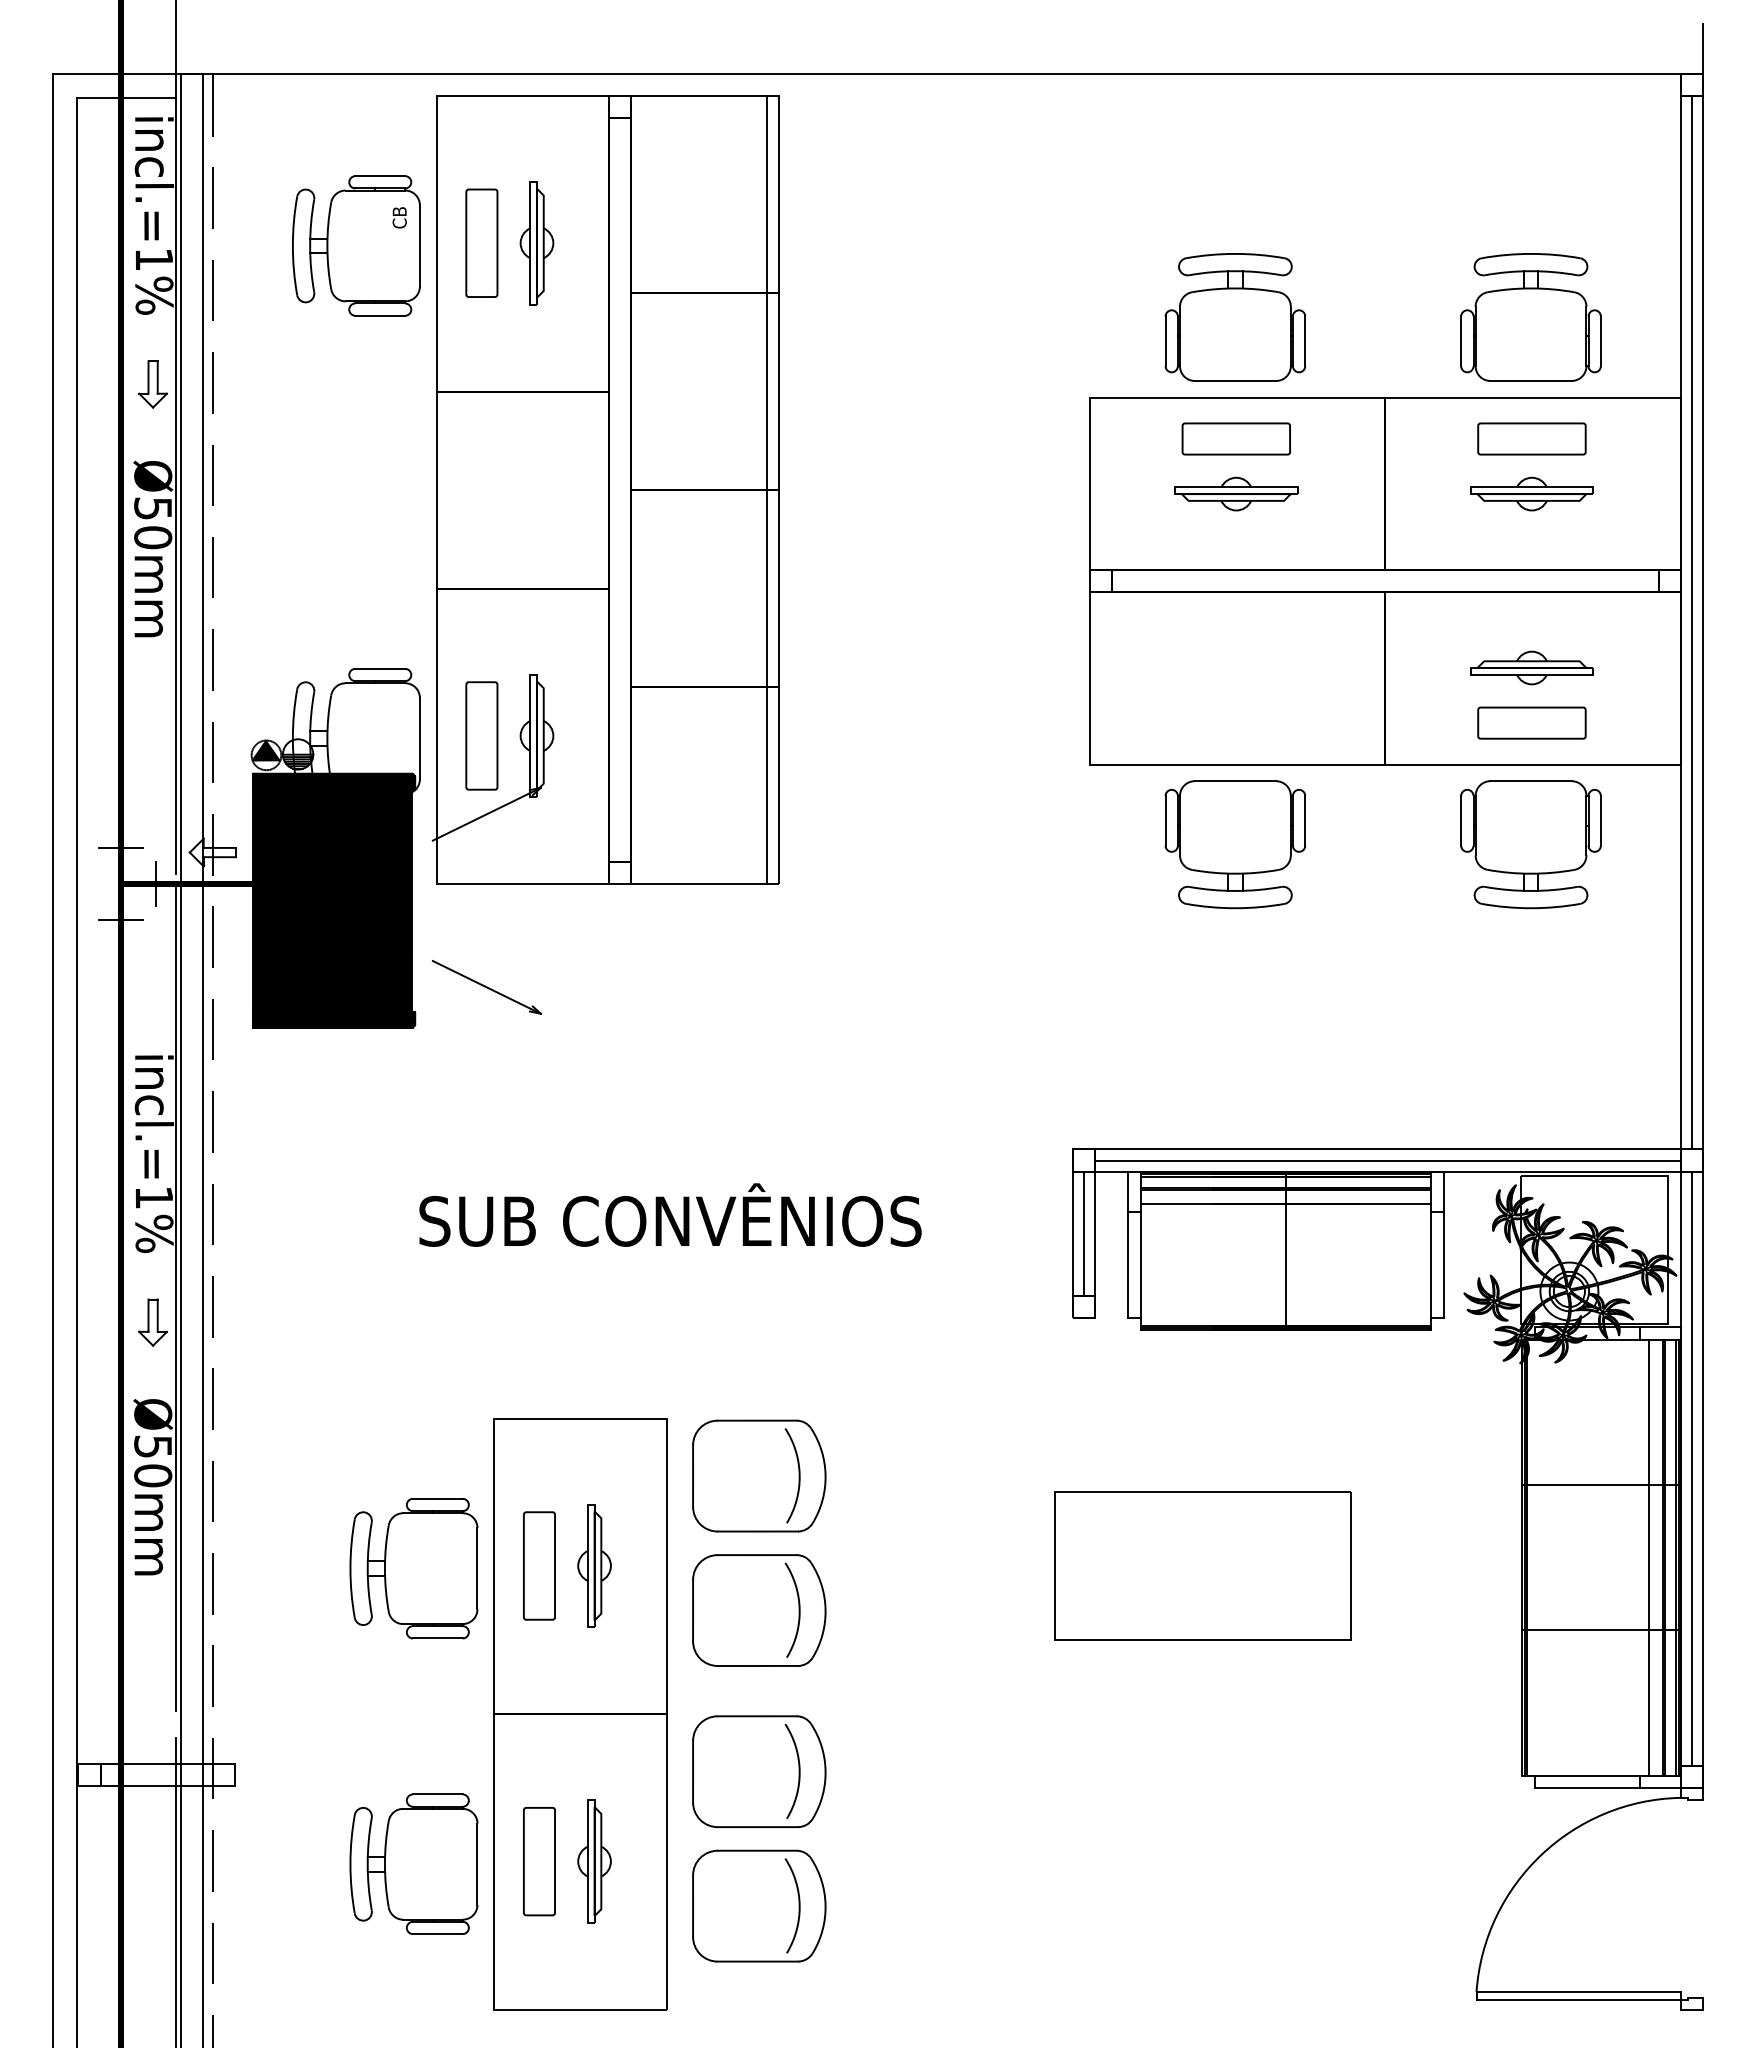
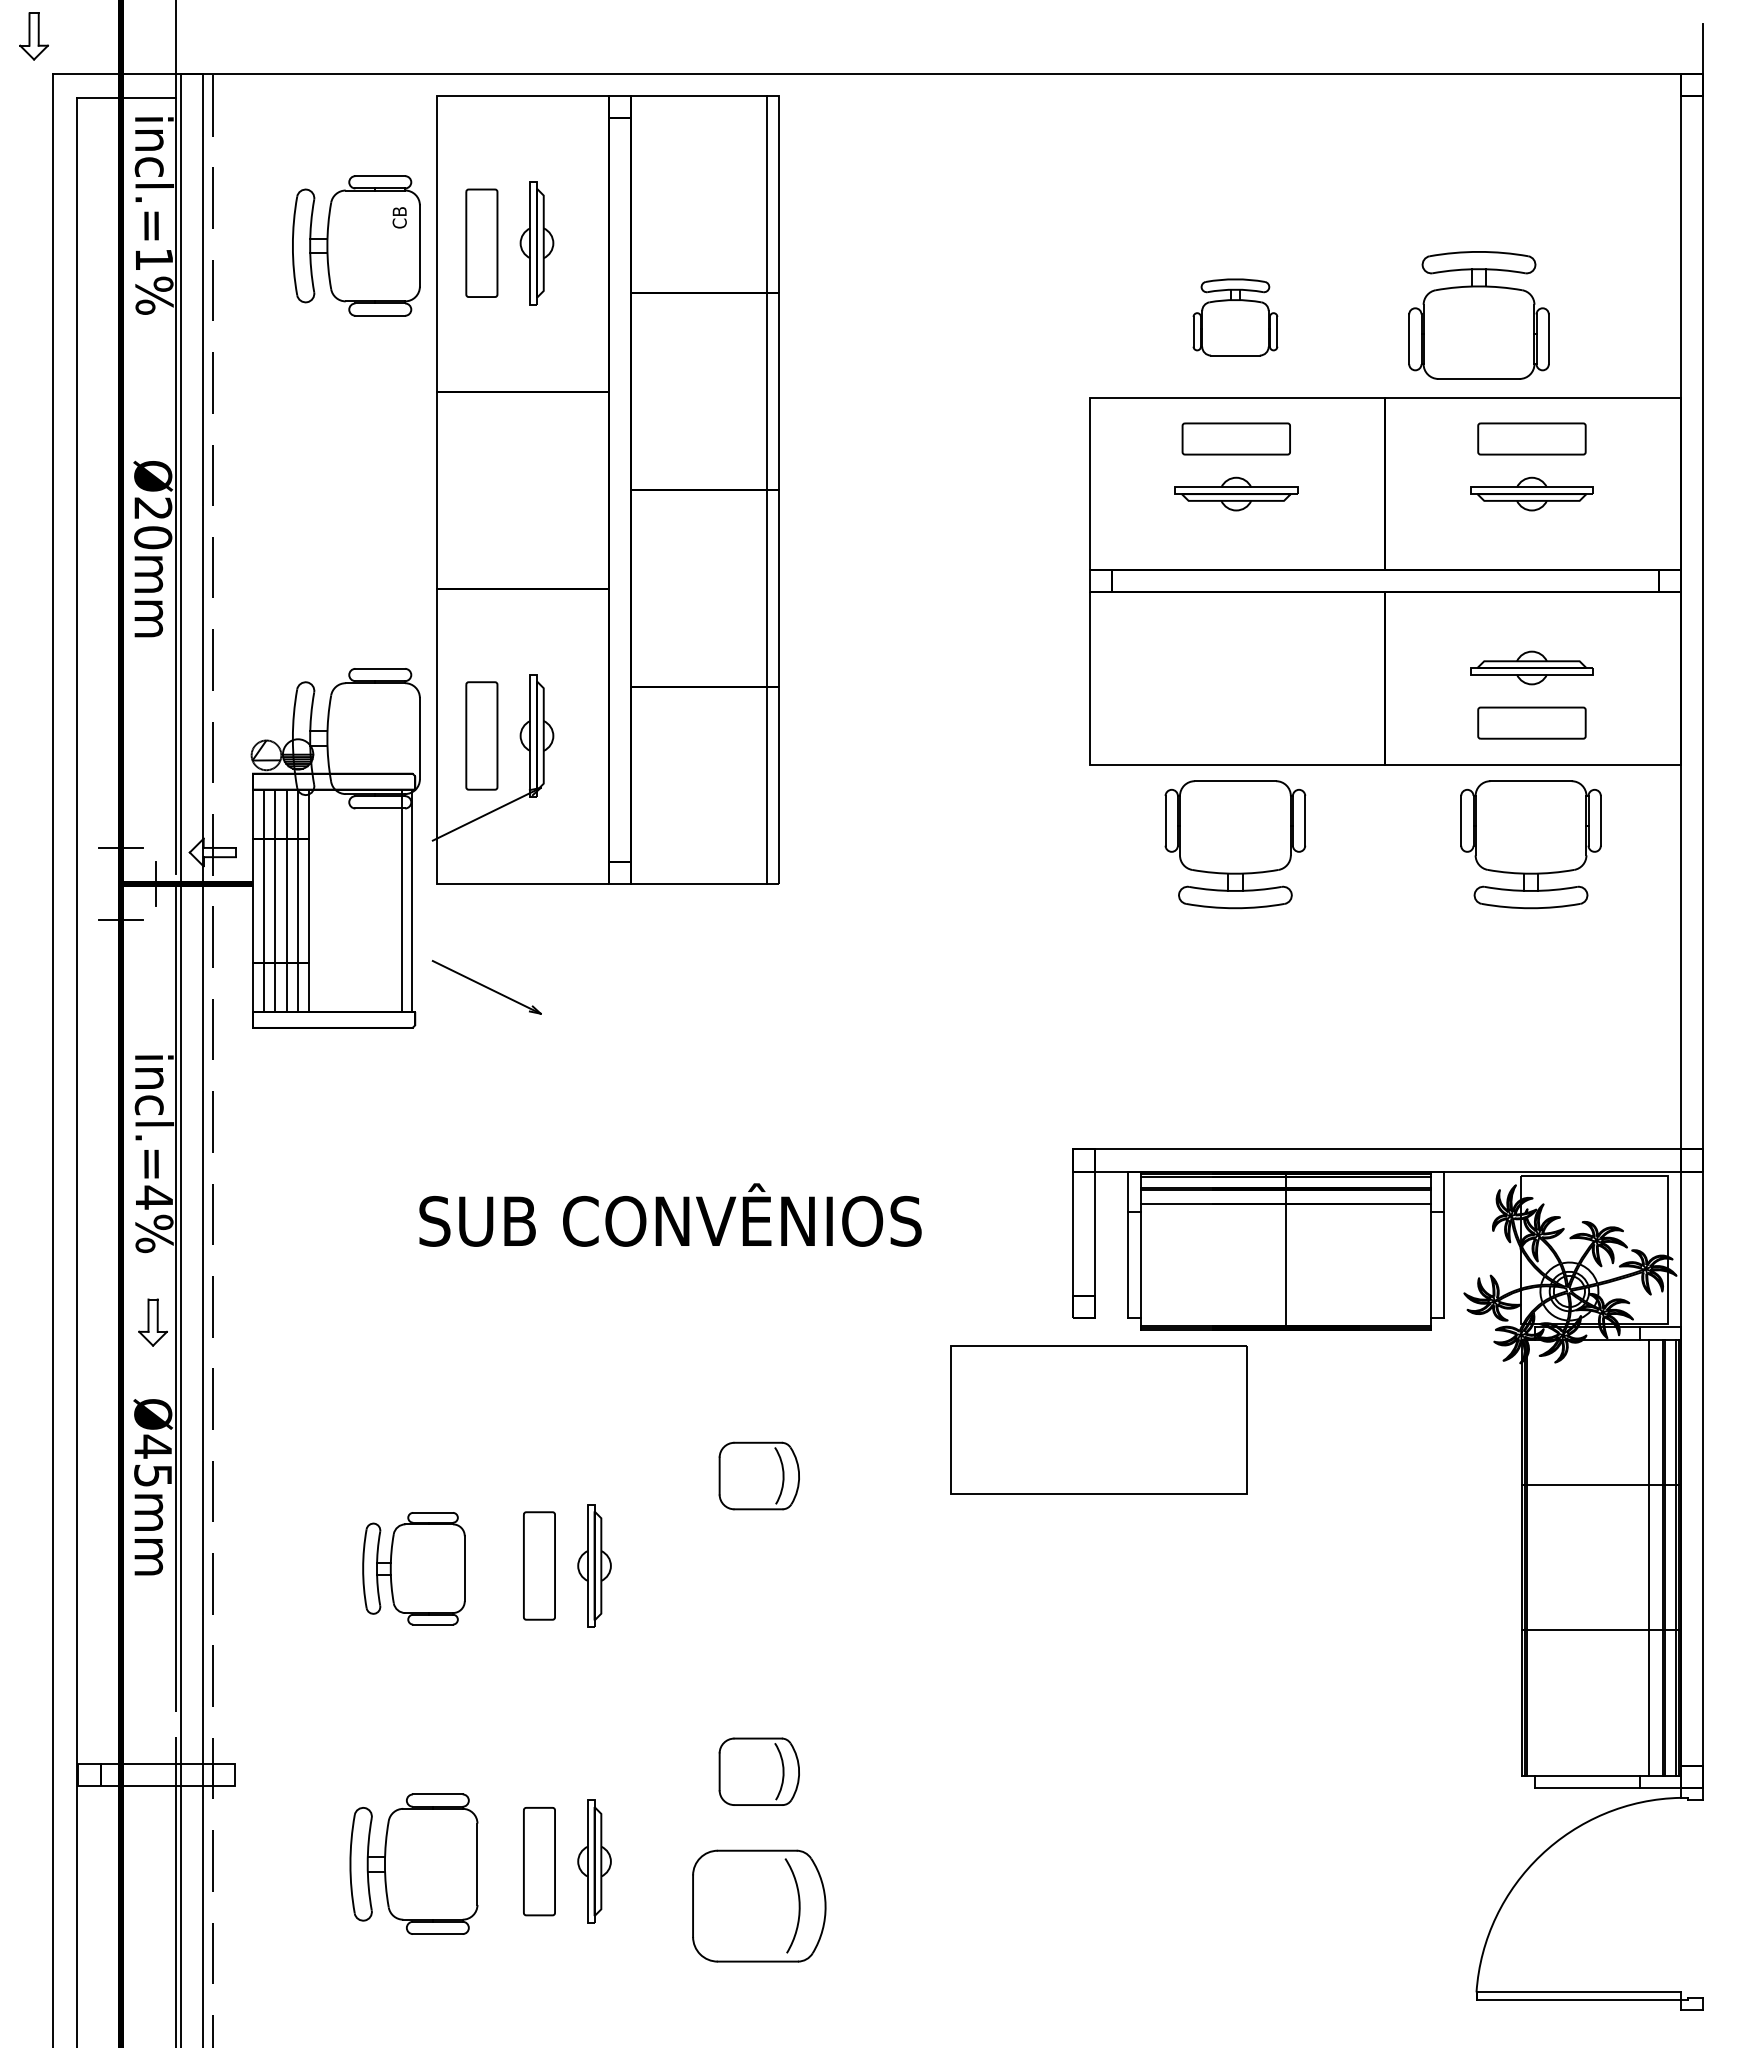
part size: 143x129 px -> 87x79 px (1235, 317)
part position: (1530, 317) -> (1478, 315) (1478, 315)
part position: (152, 384) -> (33, 36) (33, 36)
text: Ø50mm -> Ø20mm (153, 508)
line: present -> none (1692, 622)
fill: present -> none (266, 750)
fill: present -> none (334, 900)
line: present -> none (1387, 1160)
text: incl.=1%%% -> incl.=4%%% (153, 1197)
line: present -> none (1083, 1233)
text: Ø50mm -> Ø45mm (153, 1460)
line: present -> none (1692, 1468)
part size: 135x114 px -> 82x70 px (758, 1475)
part position: (1202, 1565) -> (1098, 1419) (1098, 1419)
part size: 130x142 px -> 104x114 px (413, 1568)
part: present -> none (759, 1610)
part: present -> none (580, 1714)
part size: 135x114 px -> 82x69 px (758, 1771)
